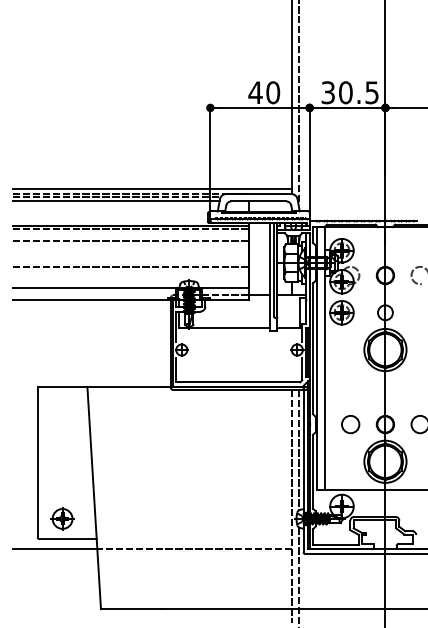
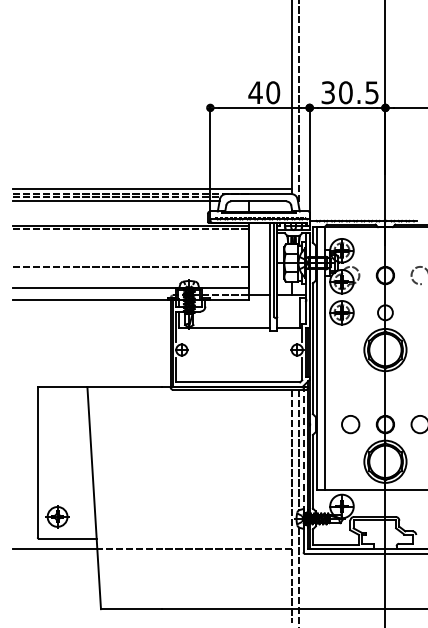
line: present -> none (130, 240)
line: solid -> dashed (303, 450)
part position: (62, 518) -> (57, 516) (57, 516)
